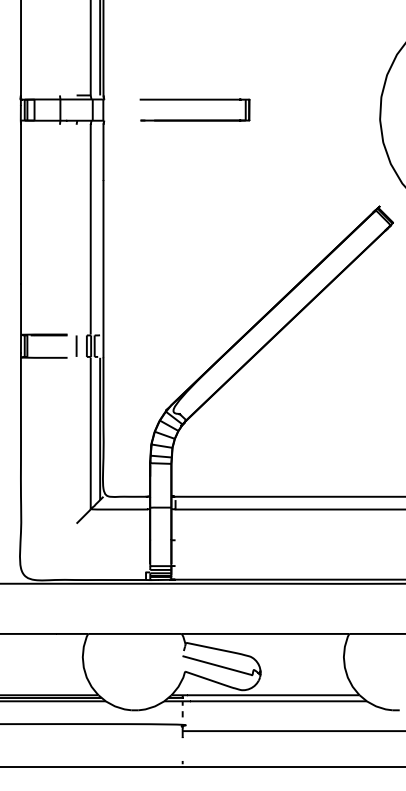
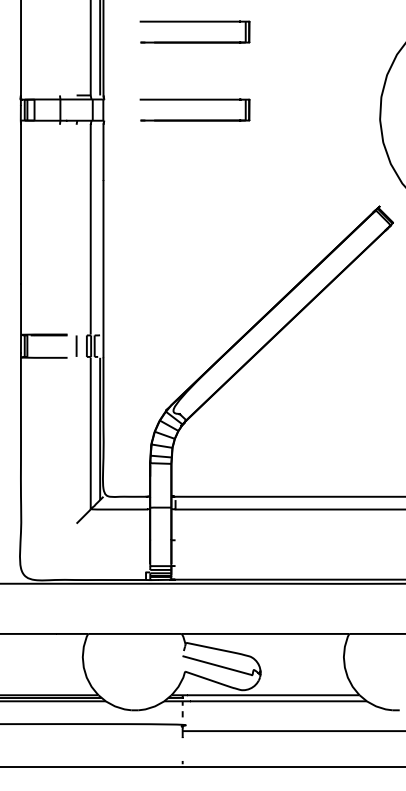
part: none -> present (194, 22)
